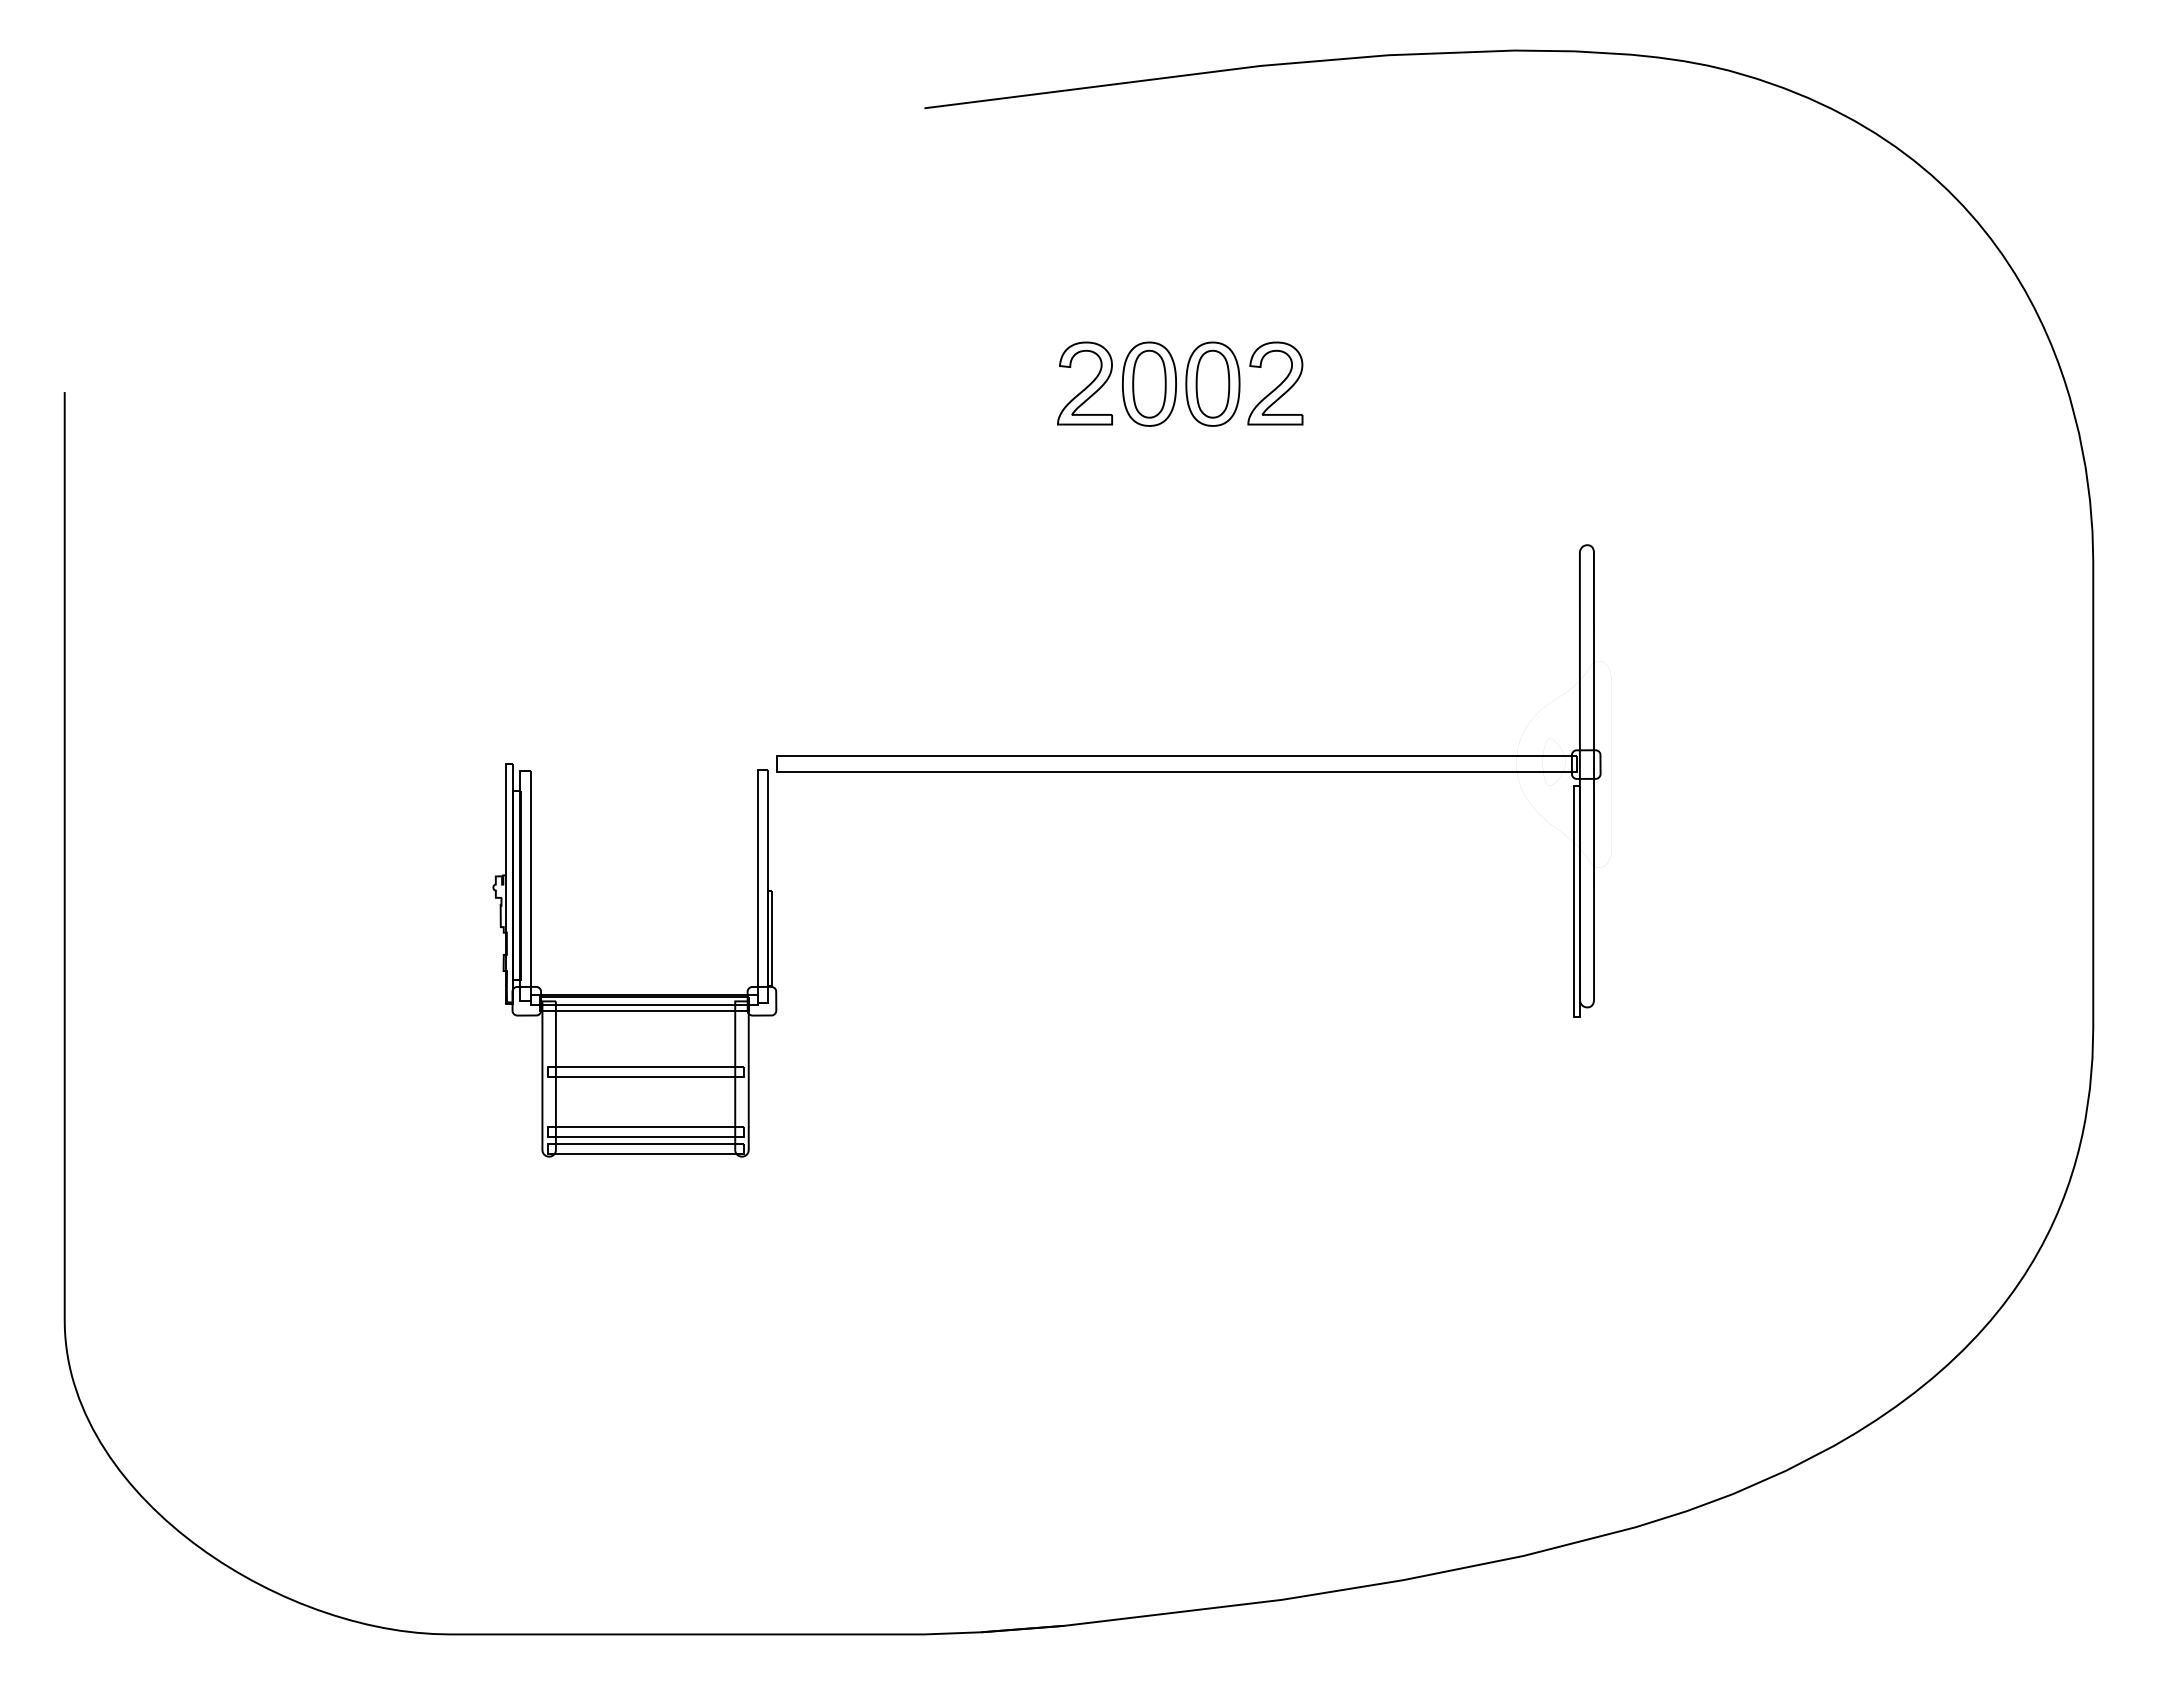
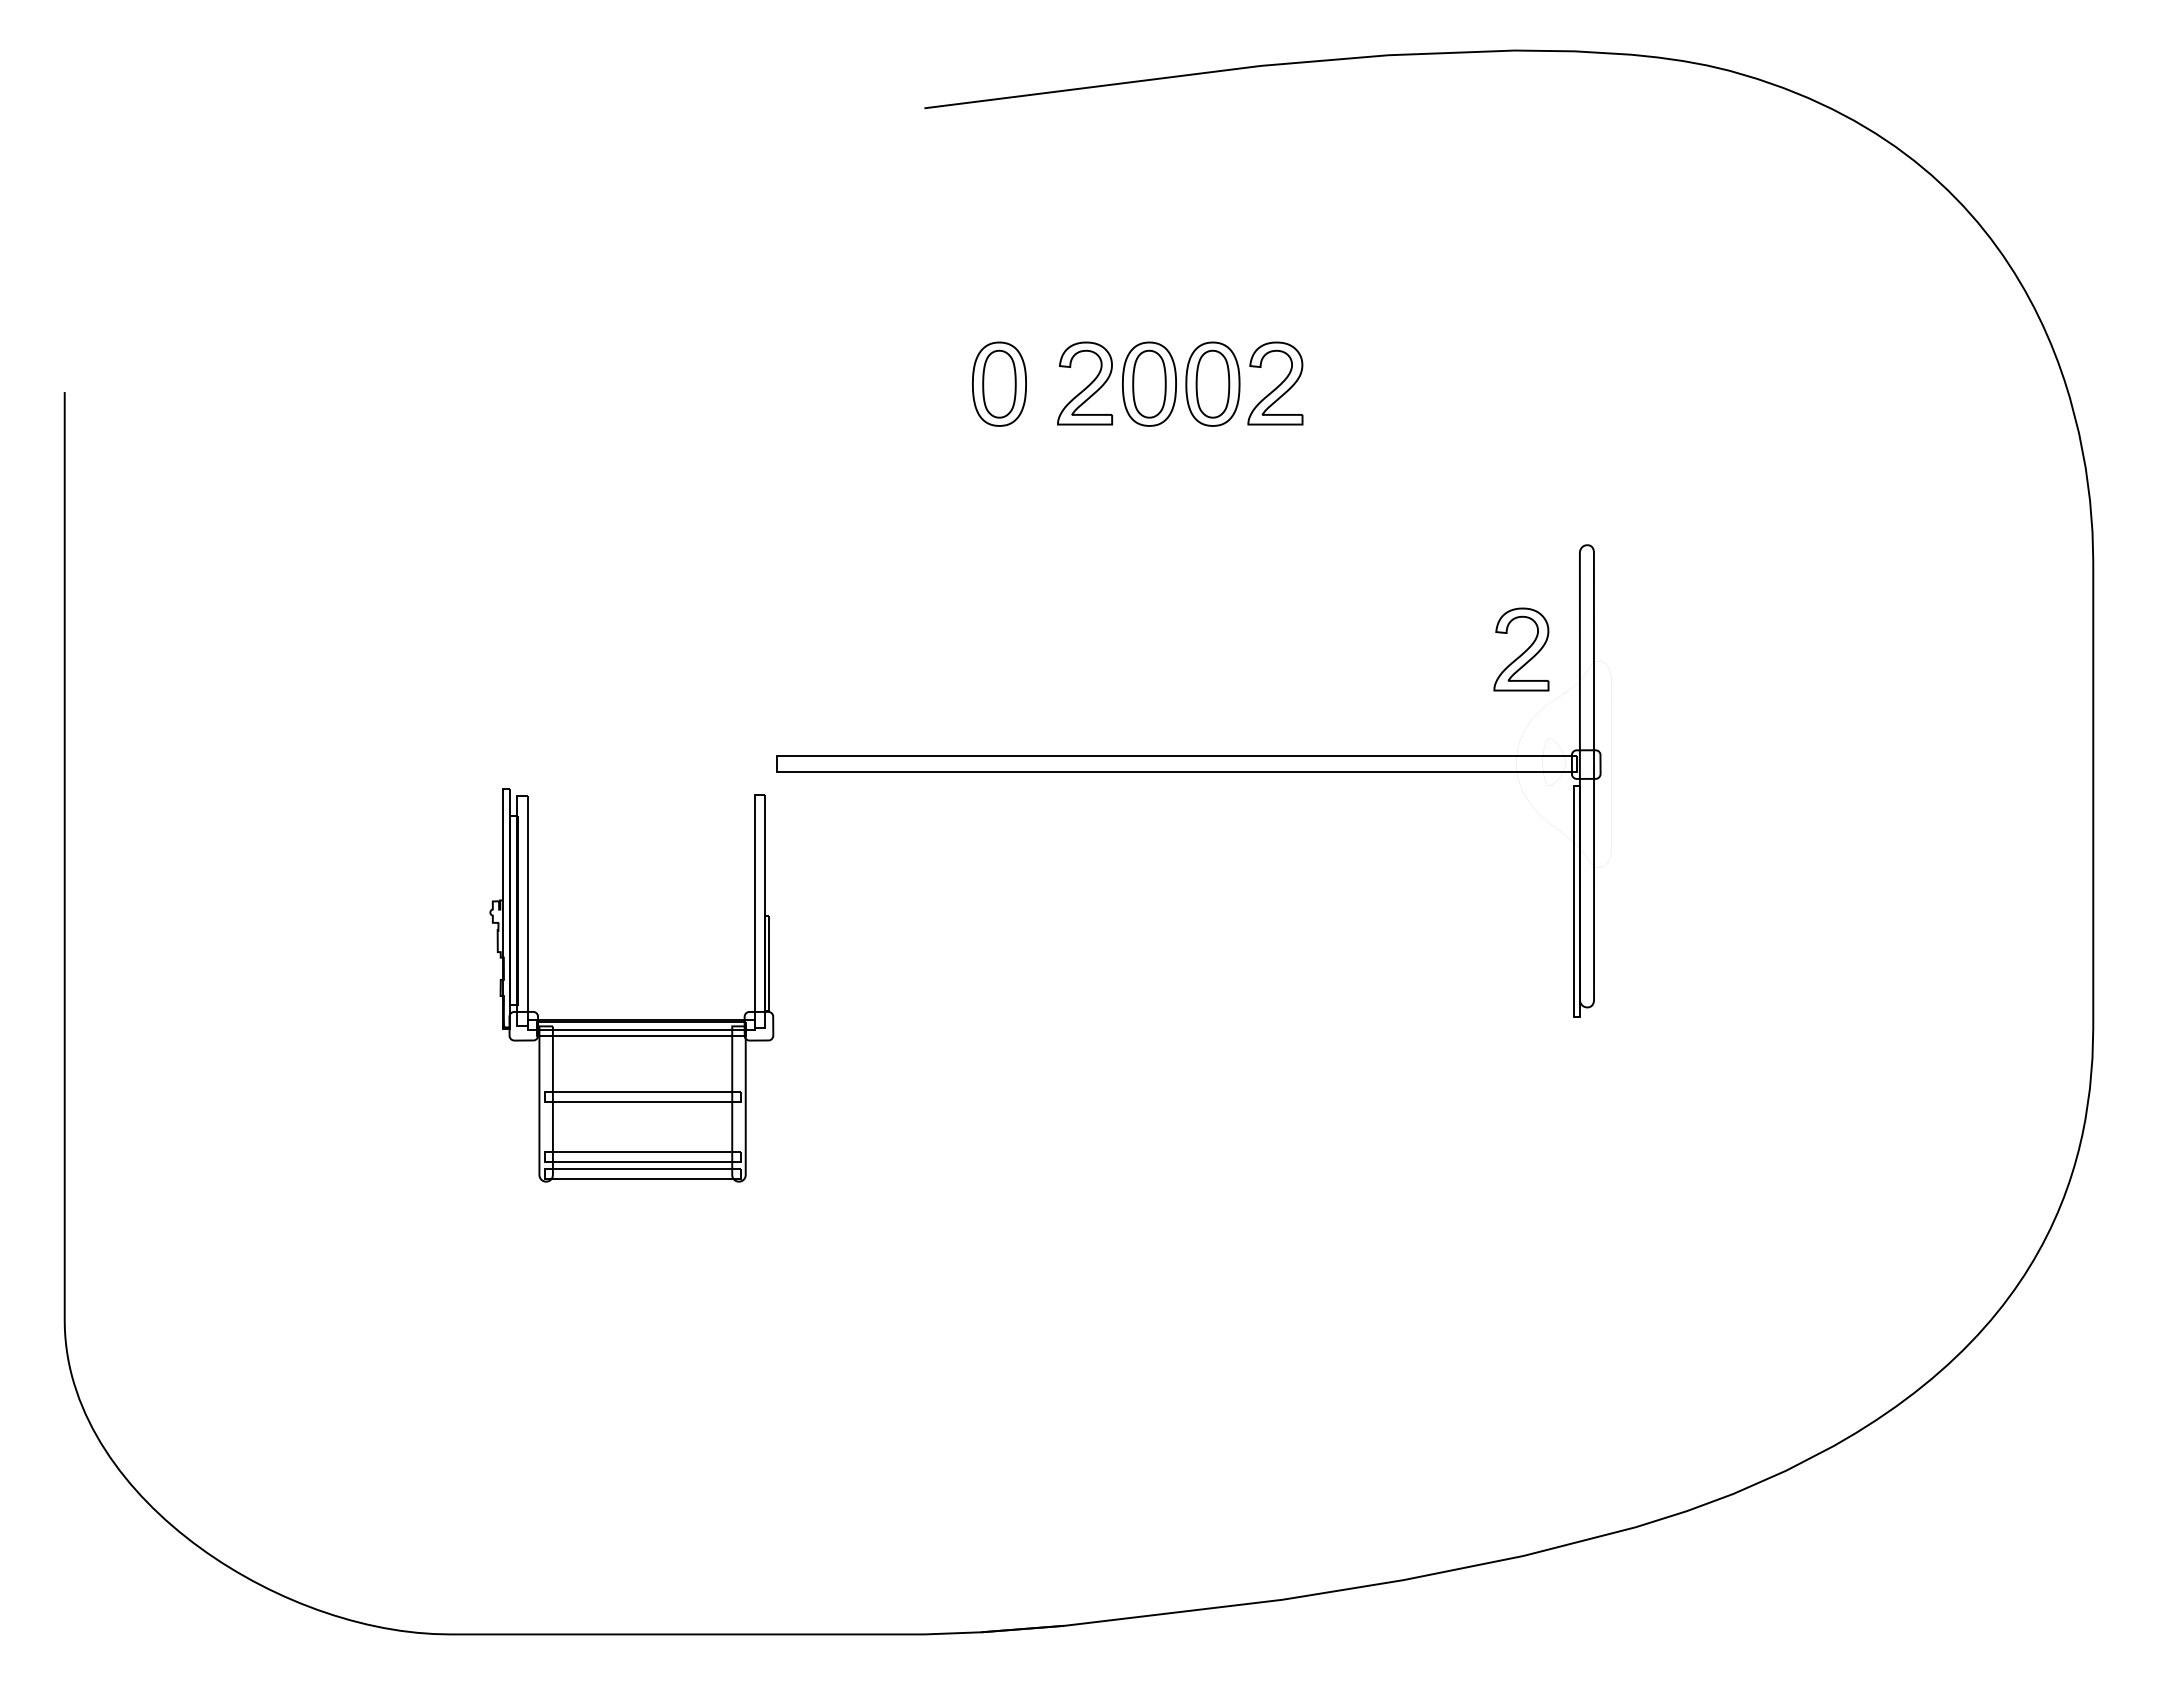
part: none -> present (999, 383)
part: none -> present (1521, 649)
part position: (634, 994) -> (631, 1019) (631, 1019)
